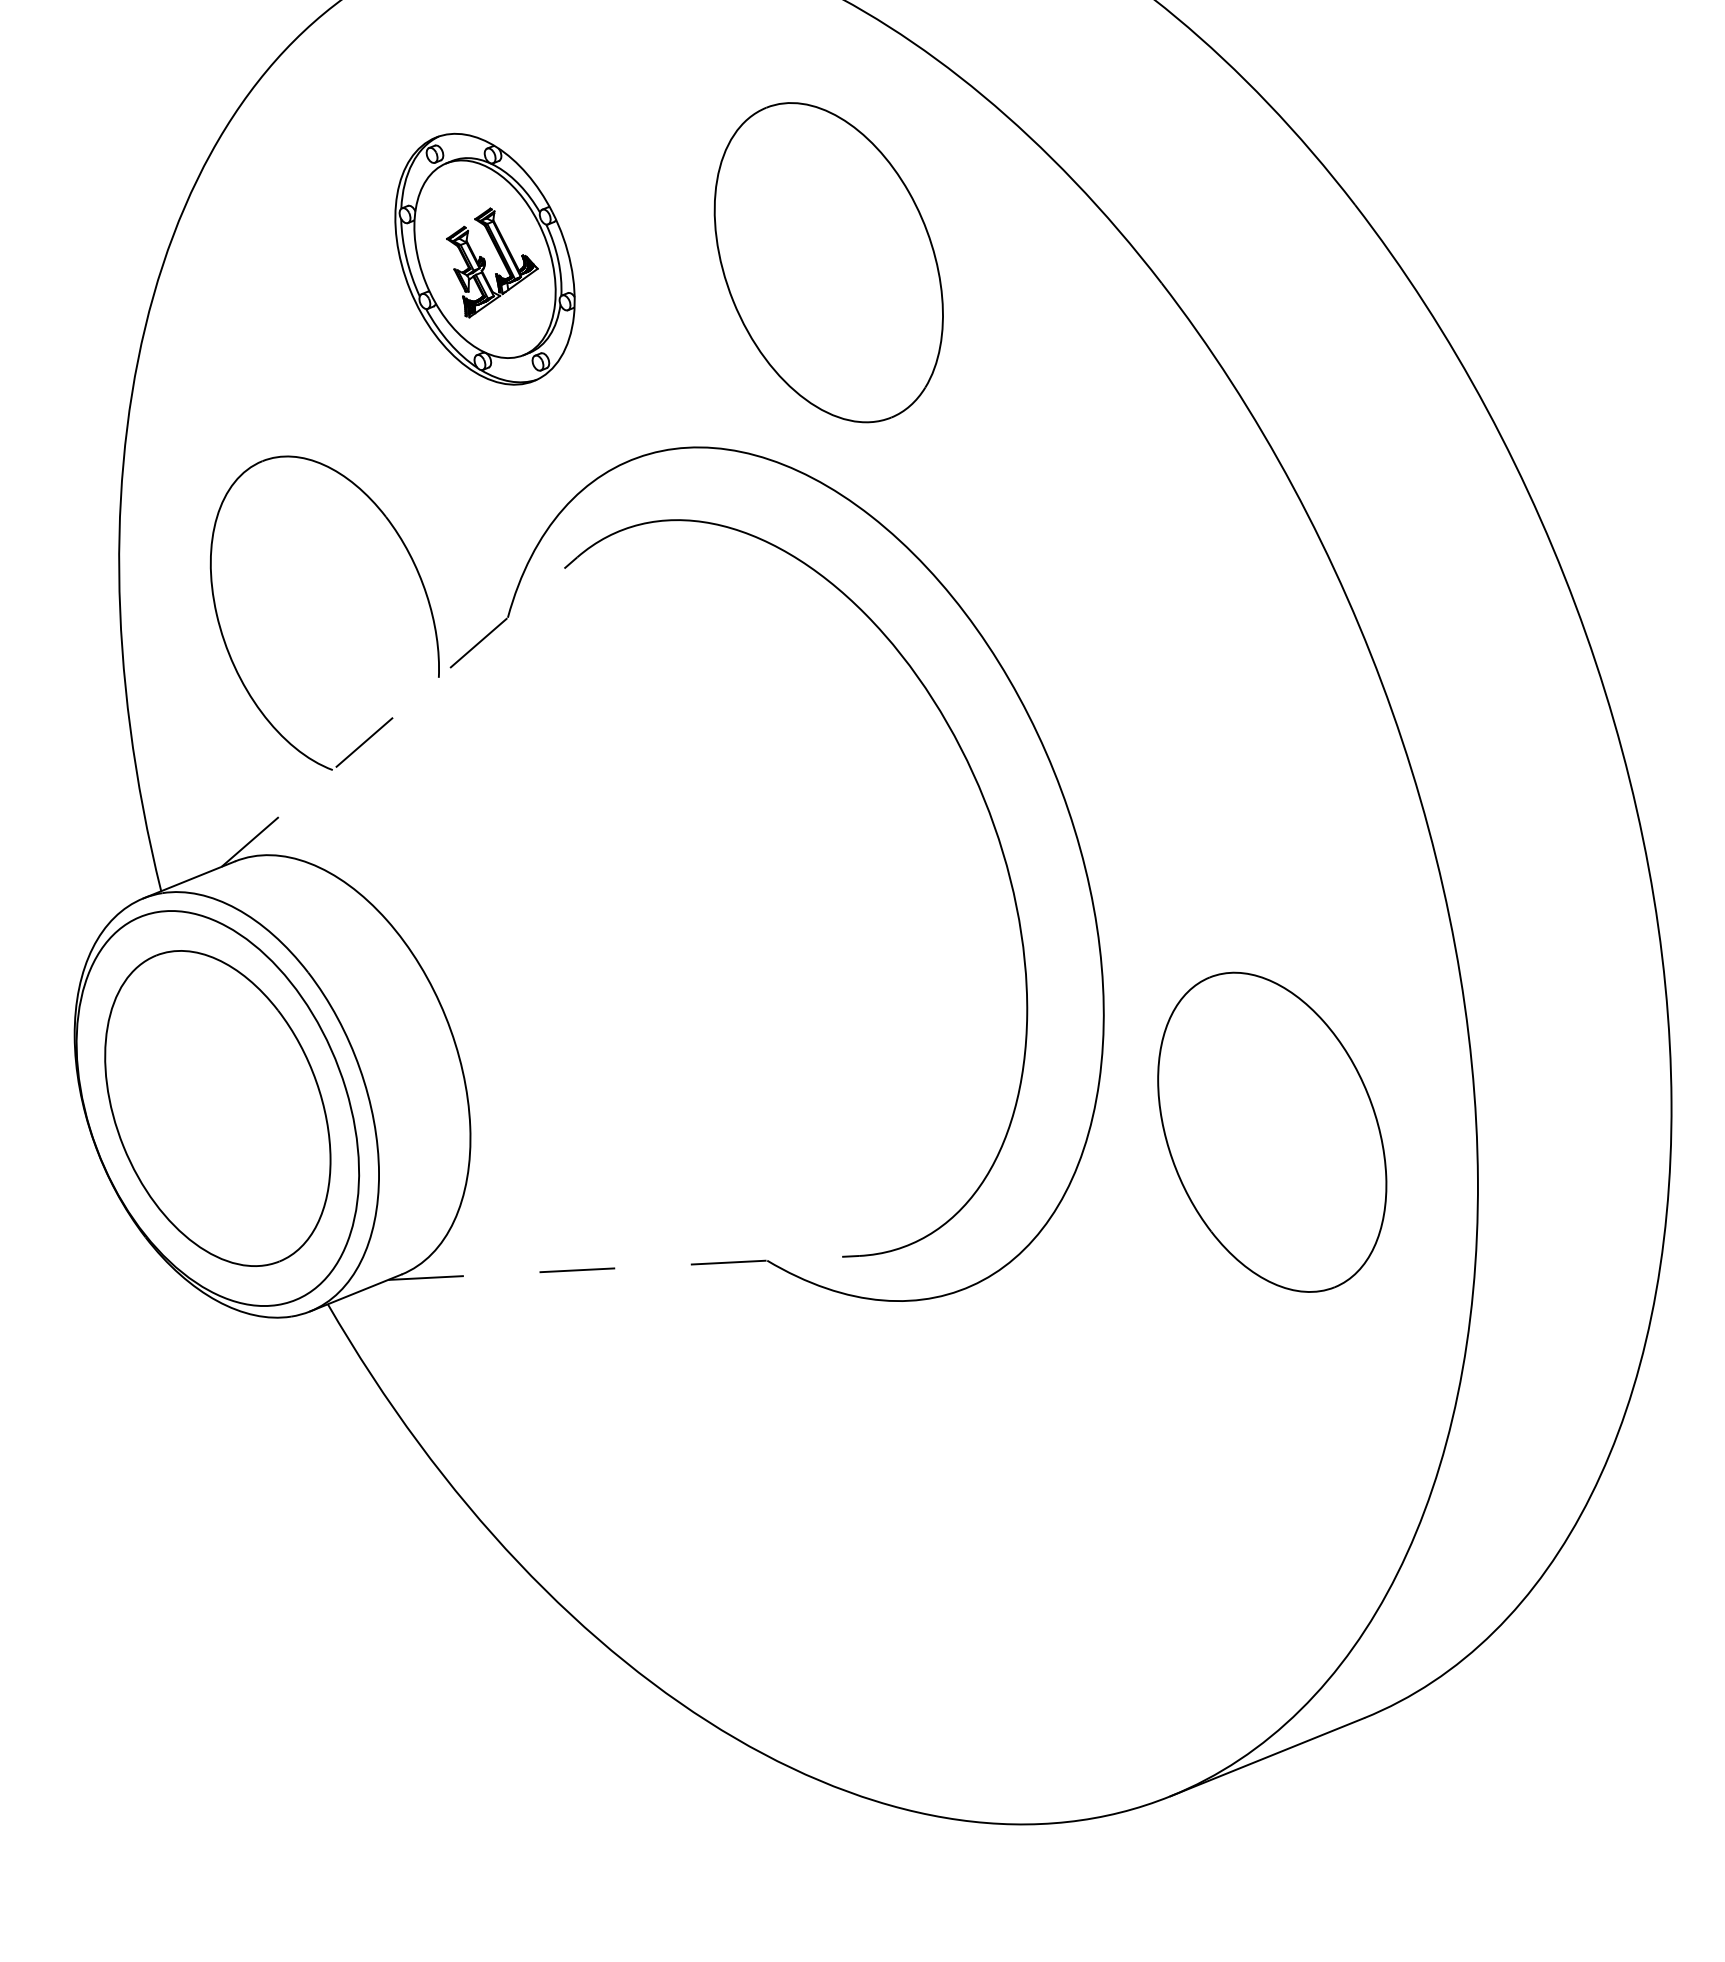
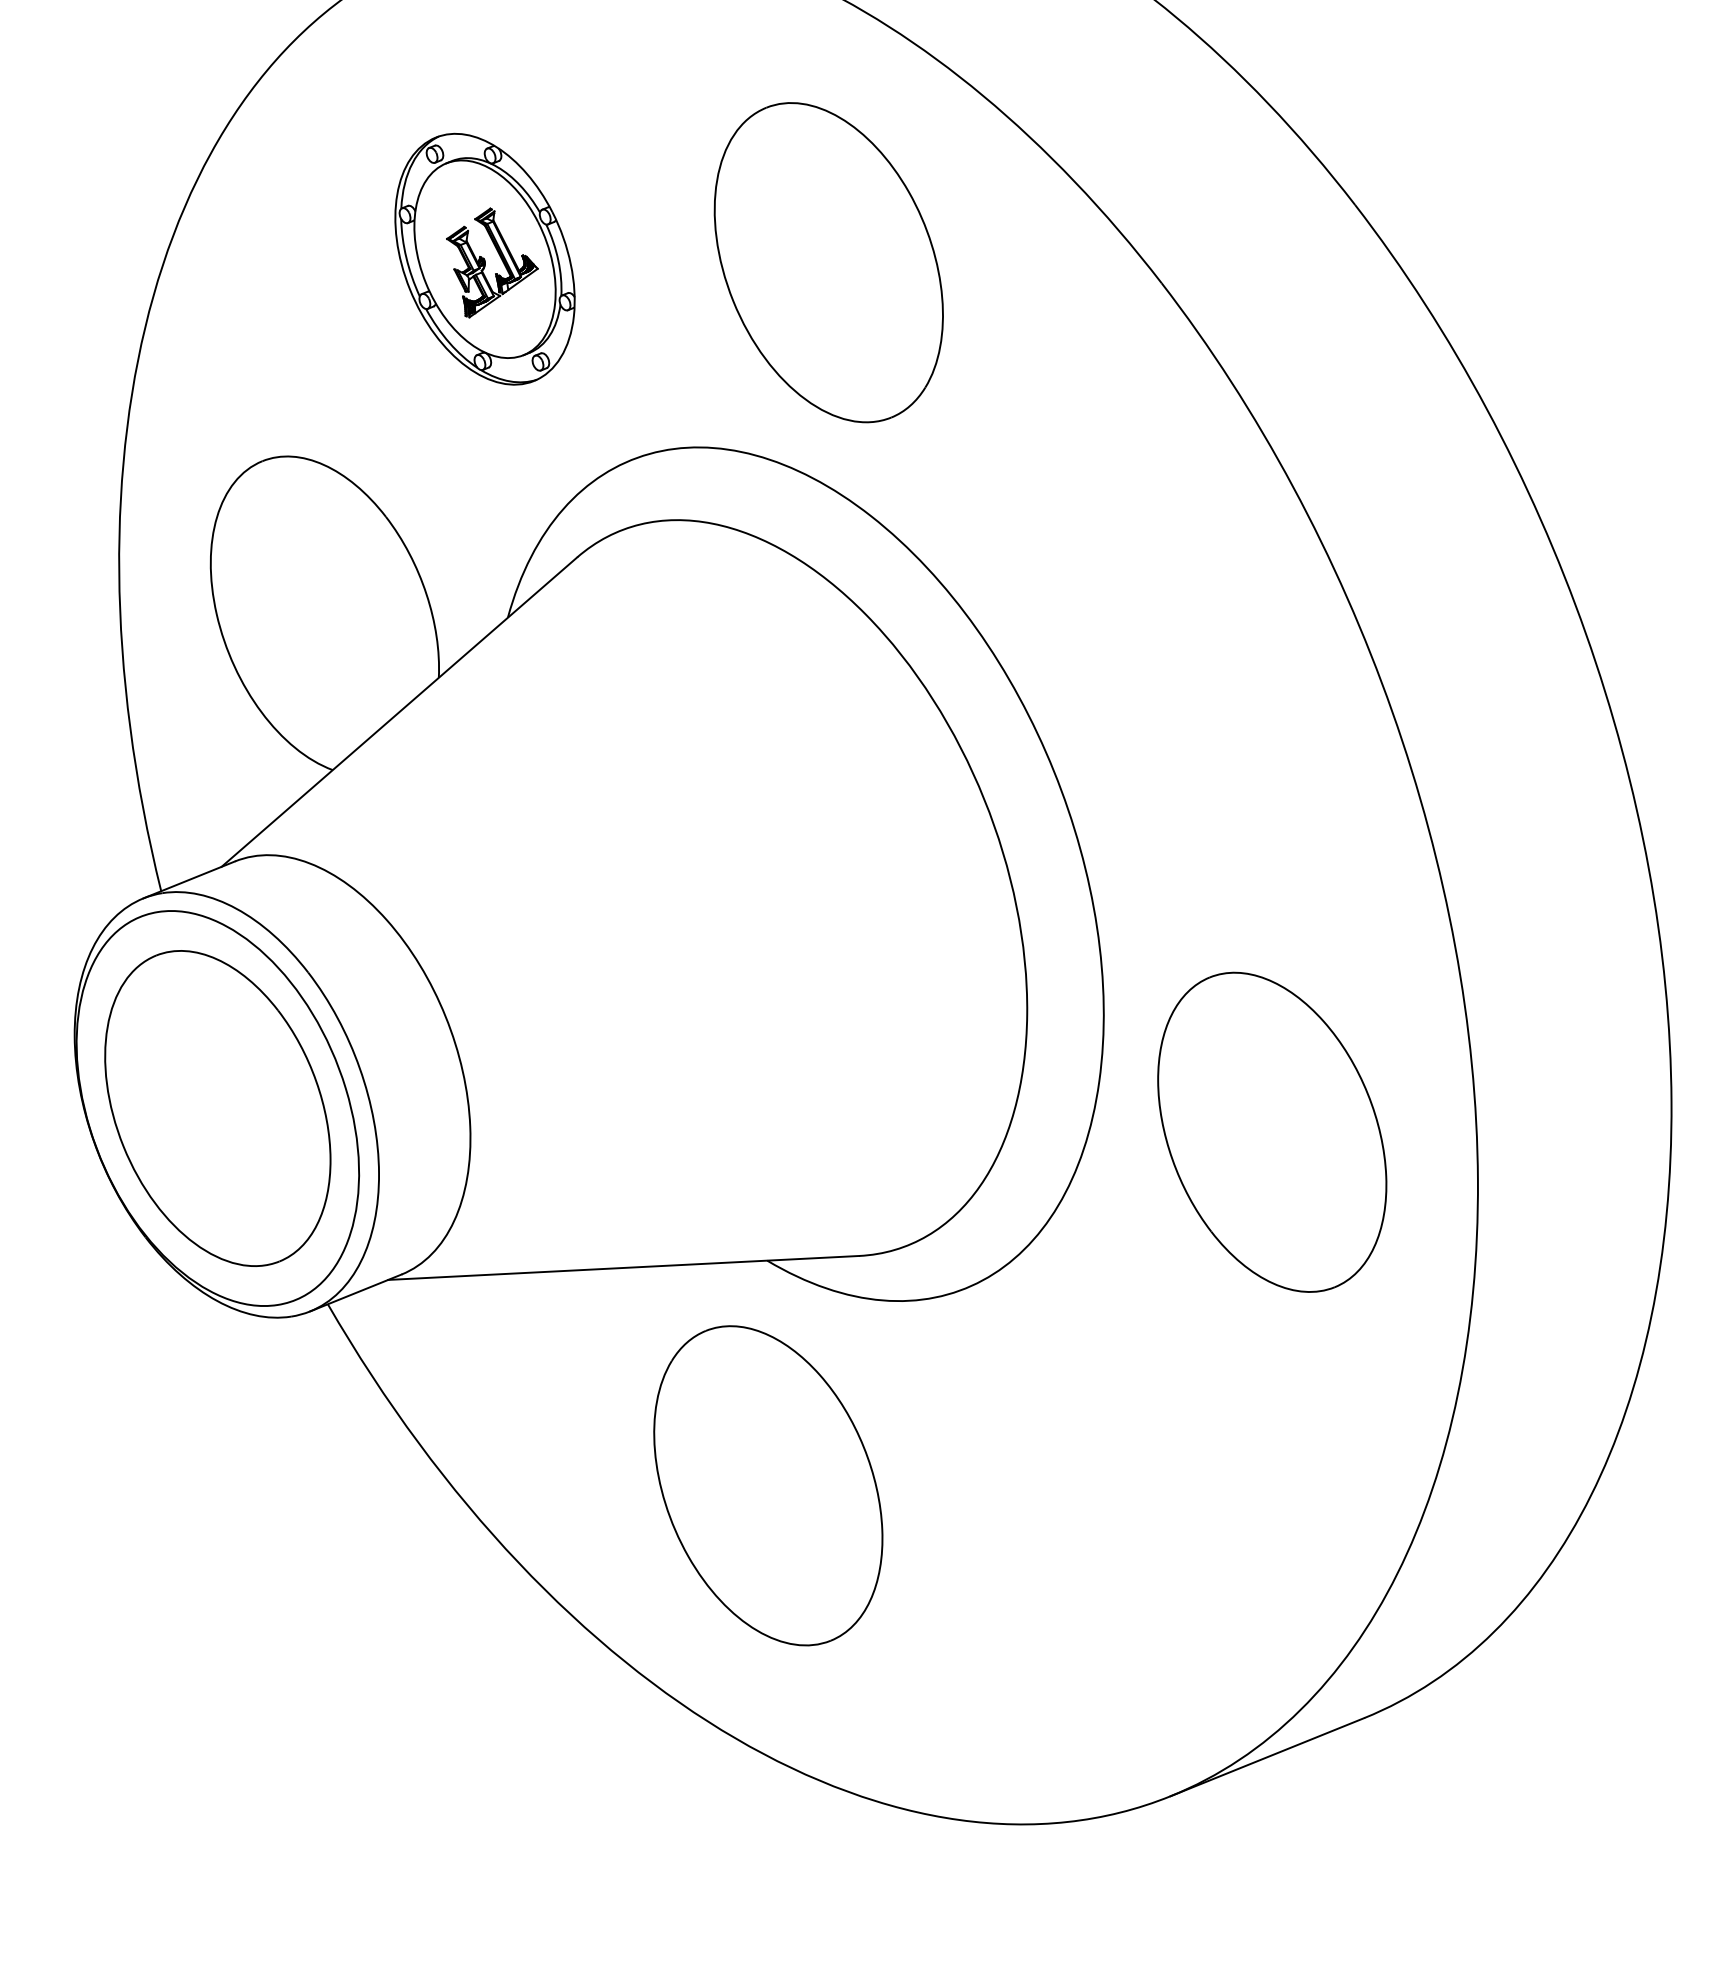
line: dashed -> solid (399, 712)
line: dashed -> solid (623, 1267)
part: none -> present (768, 1485)
